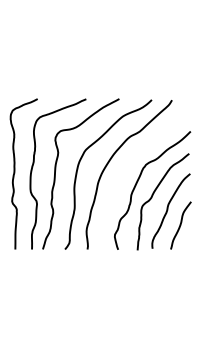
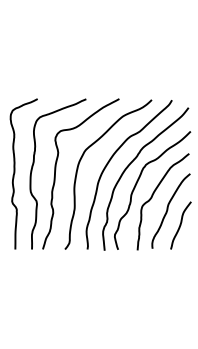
curve: none -> present (129, 166)
